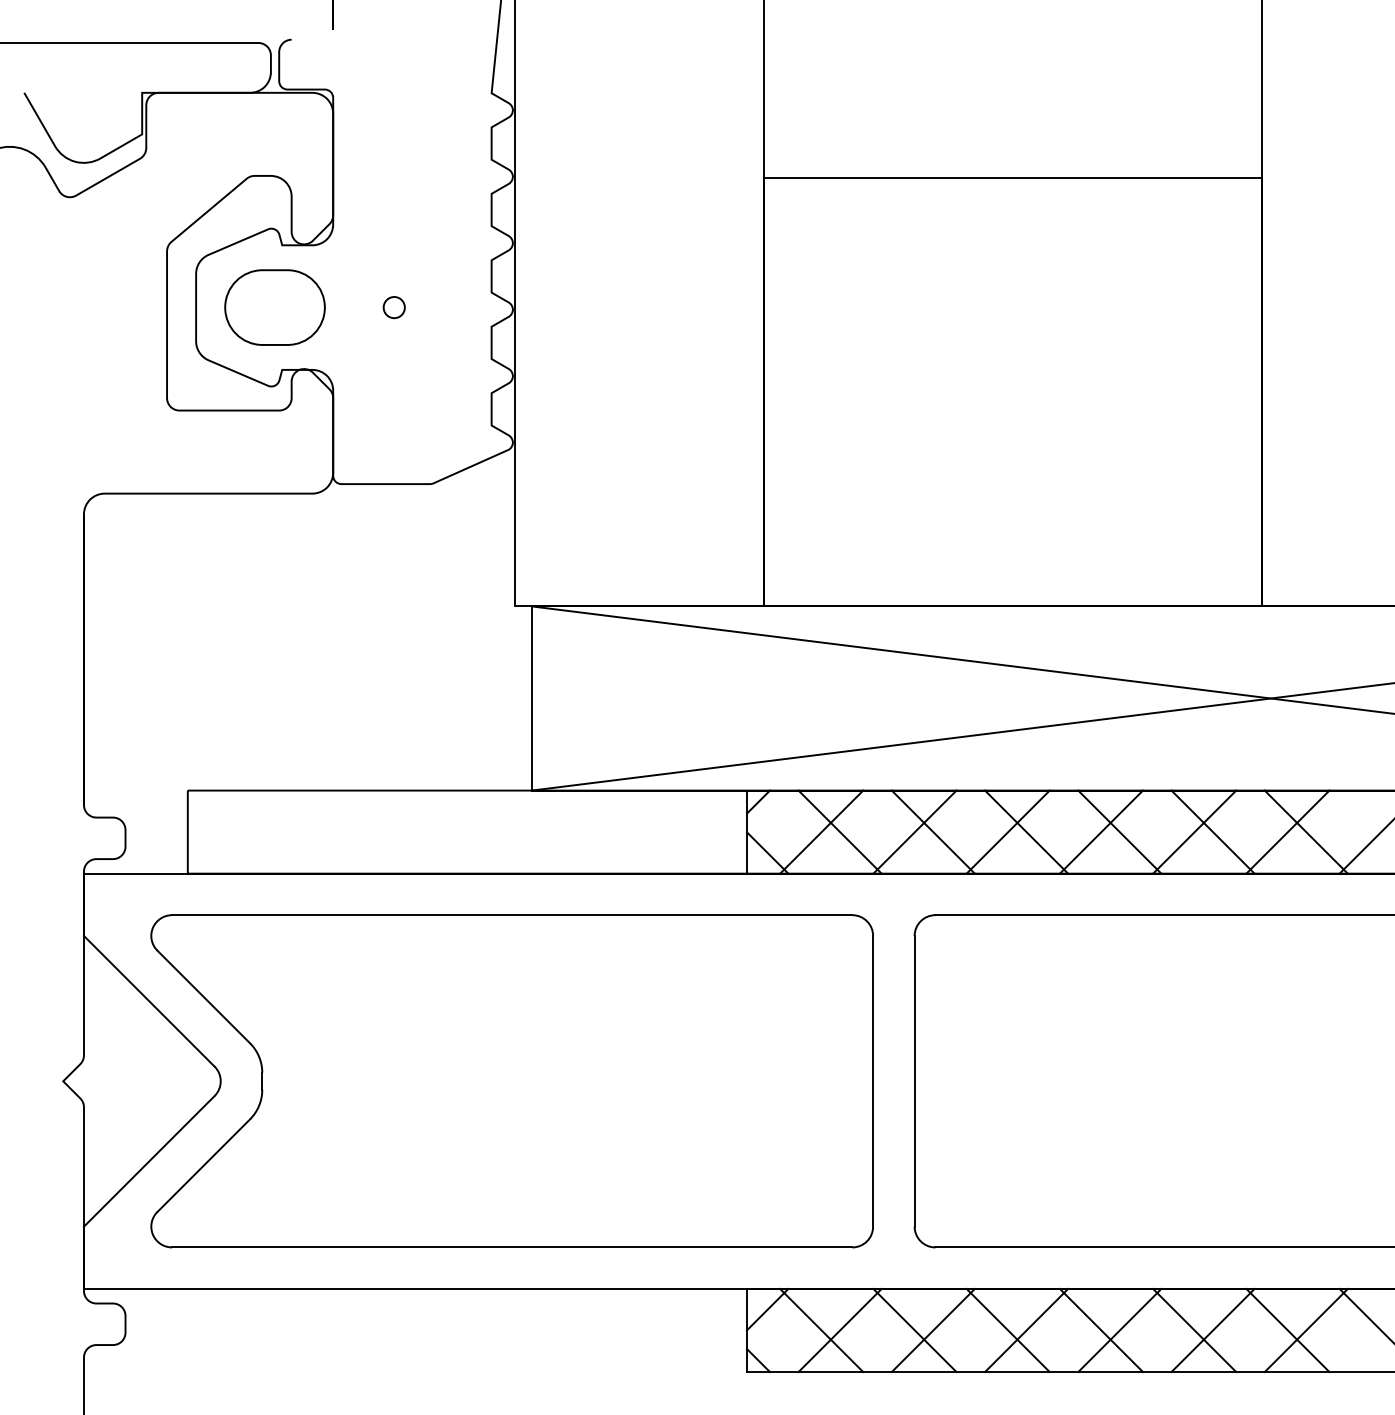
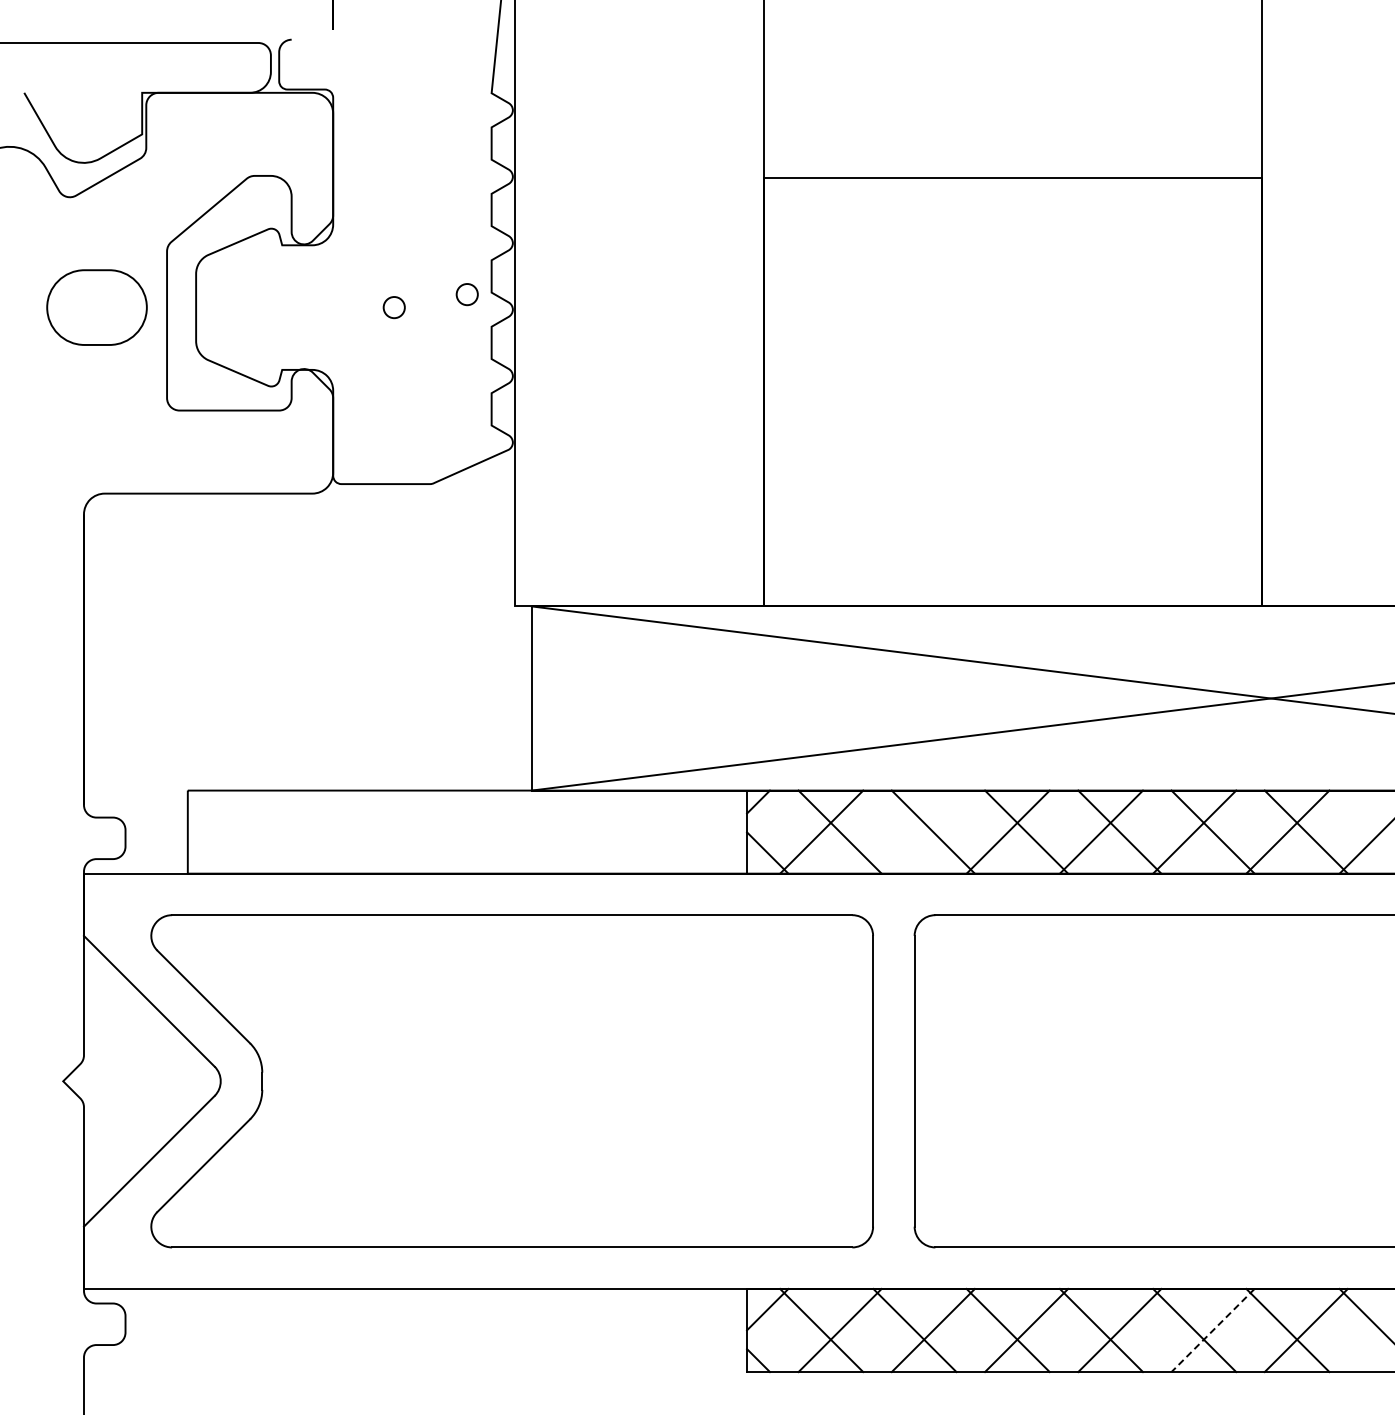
circle: none -> present (466, 294)
part position: (274, 307) -> (96, 307) (96, 307)
line: present -> none (914, 831)
line: solid -> dashed (1213, 1330)
